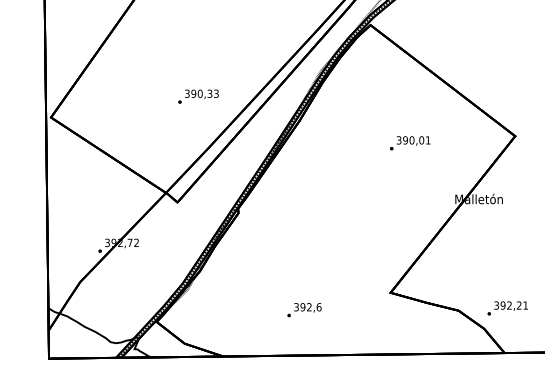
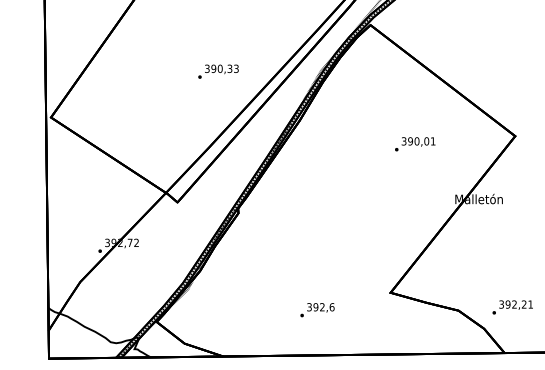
text position: (198, 96) -> (218, 71) (218, 71)
text position: (410, 143) -> (415, 144) (415, 144)
text position: (507, 308) -> (512, 307) (512, 307)
text position: (304, 310) -> (317, 310) (317, 310)
